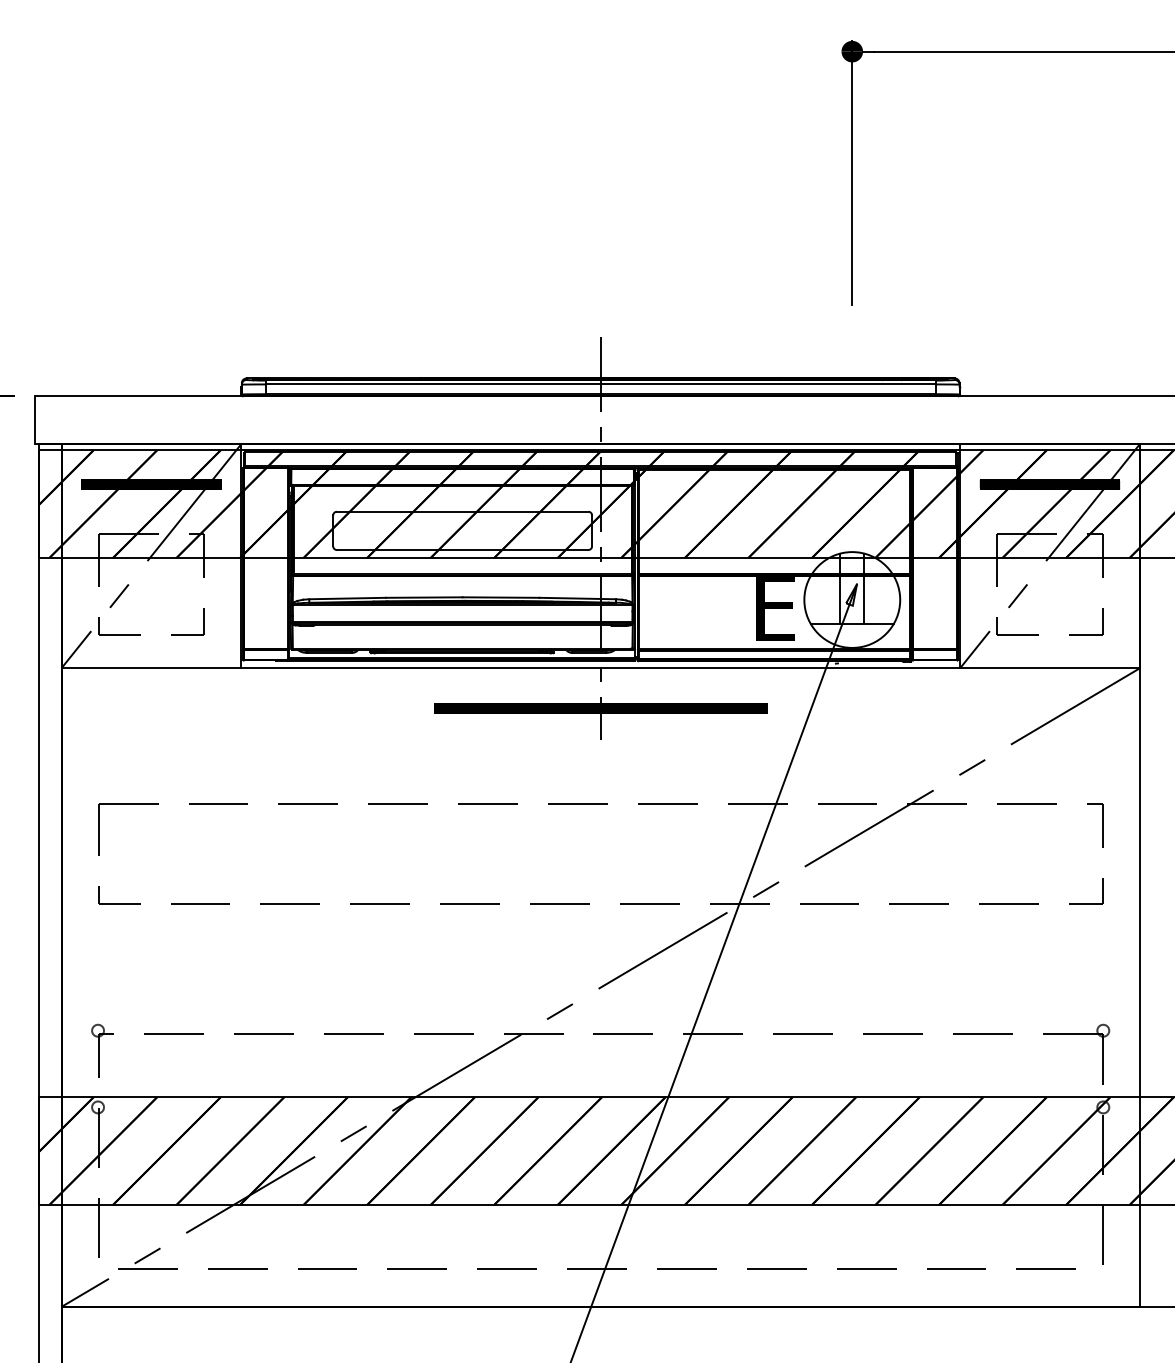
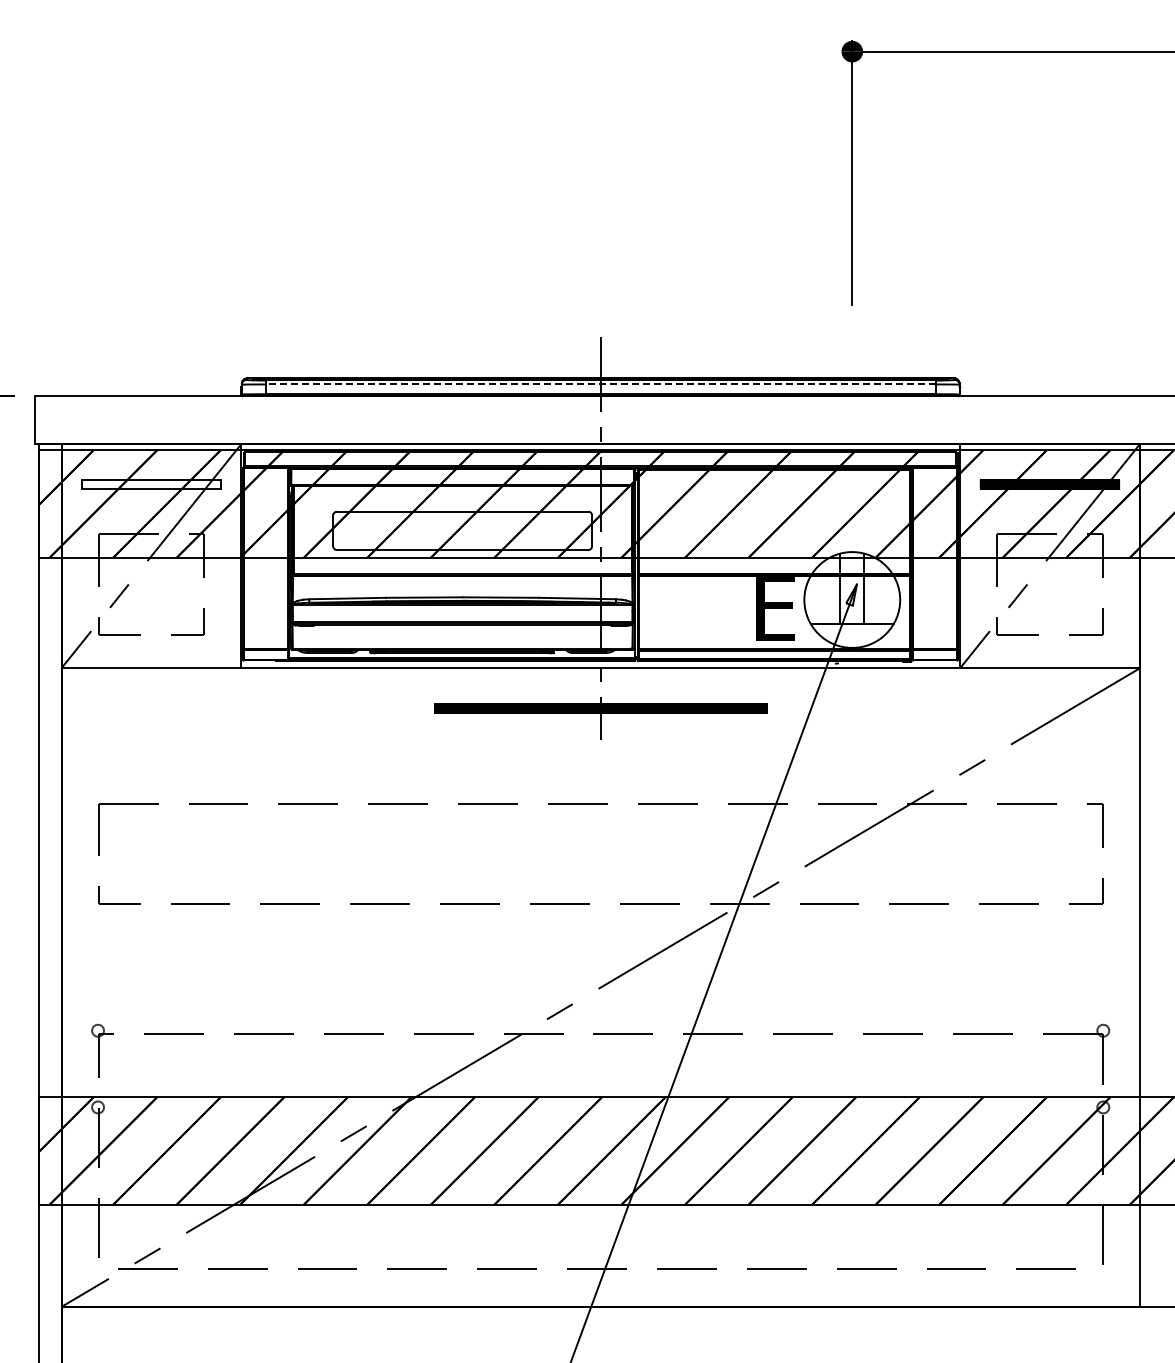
line: solid -> dashed (600, 384)
hatch: present -> none (150, 484)
